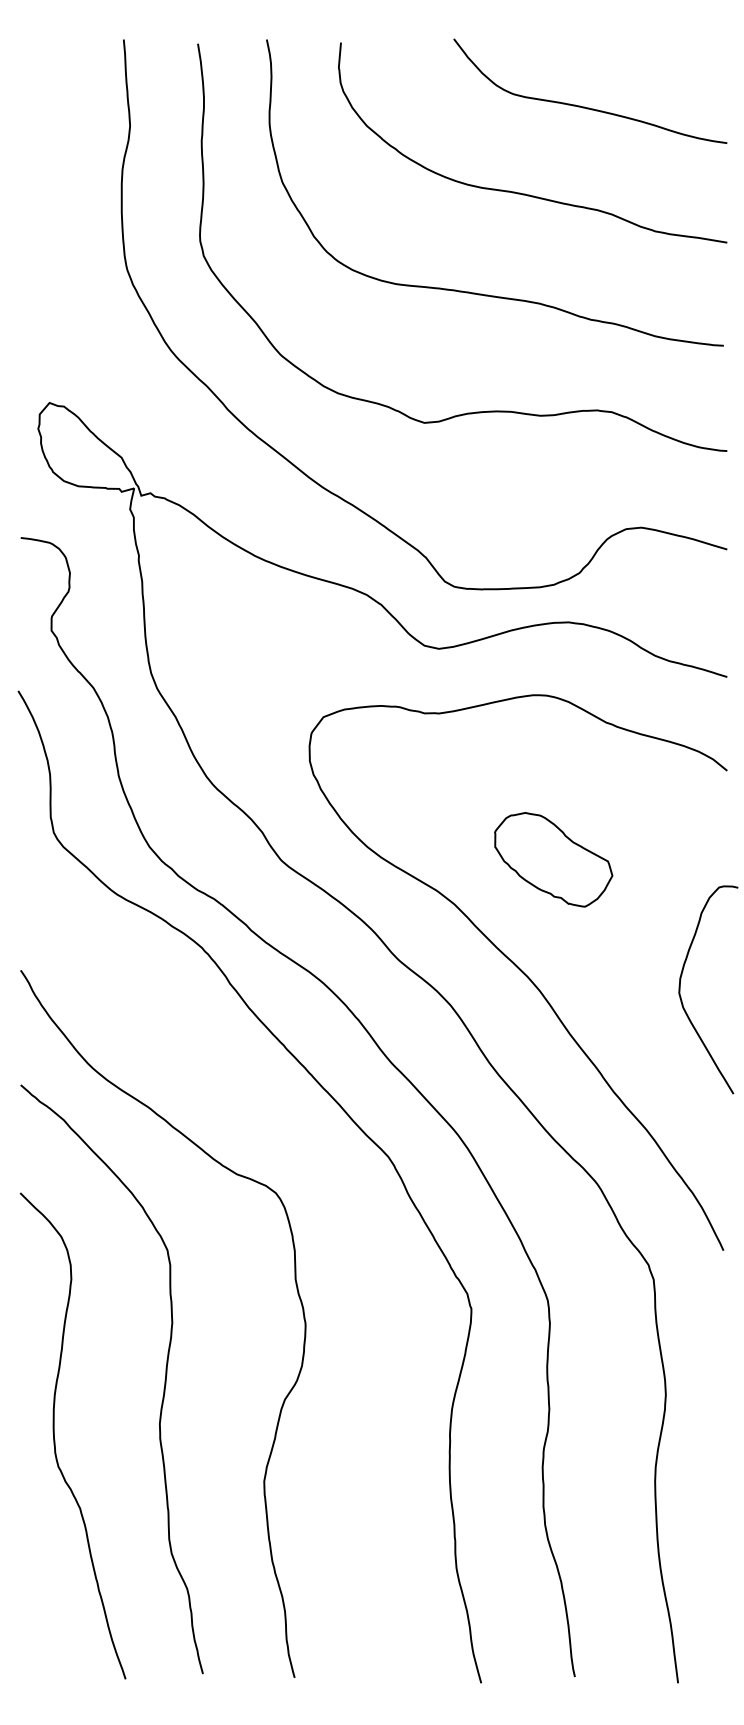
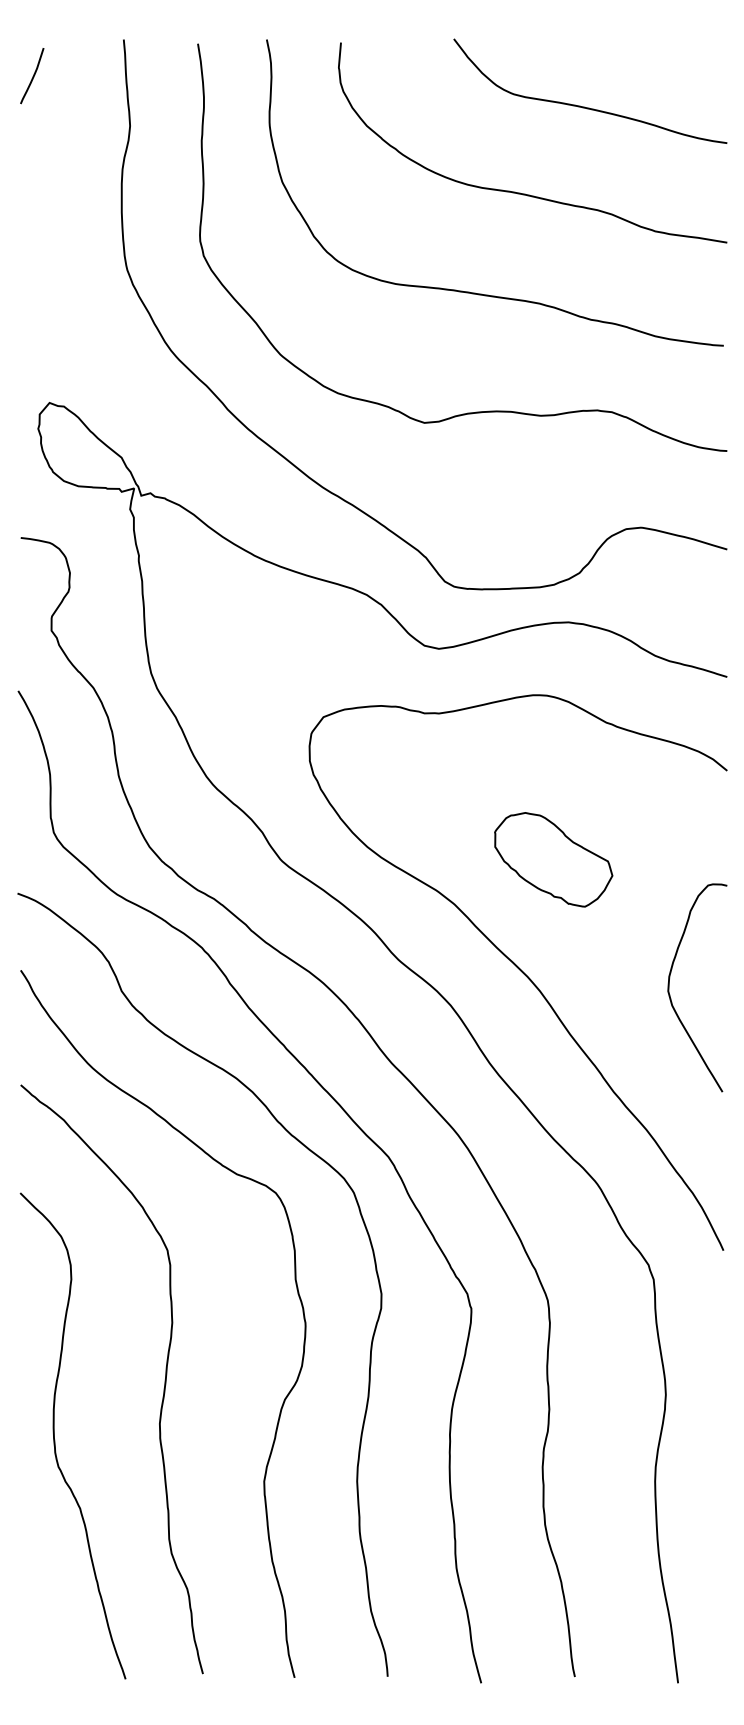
curve: none -> present (32, 76)
curve position: (681, 996) -> (670, 994) (670, 994)
curve: none -> present (308, 1150)
